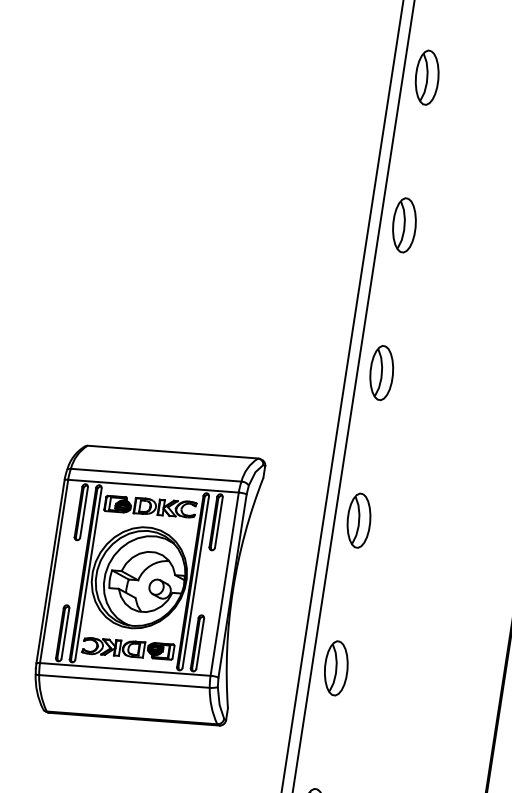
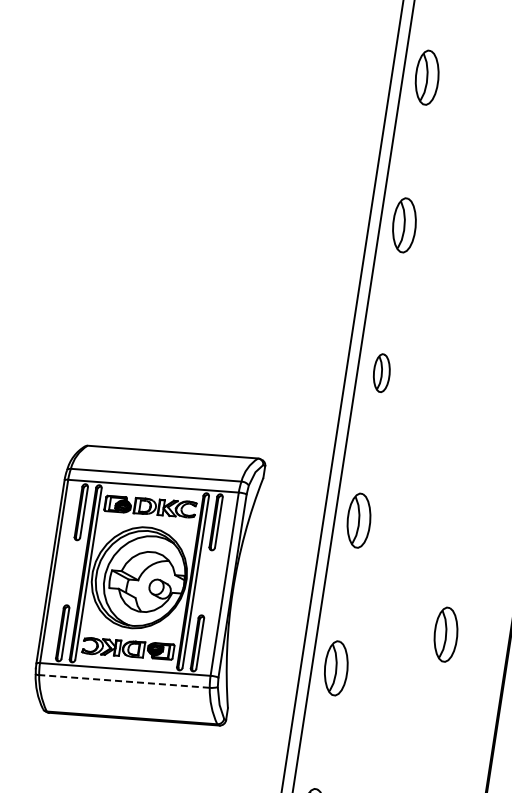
part size: 26x57 px -> 18x40 px (381, 372)
part: none -> present (445, 634)
line: solid -> dashed (124, 681)
